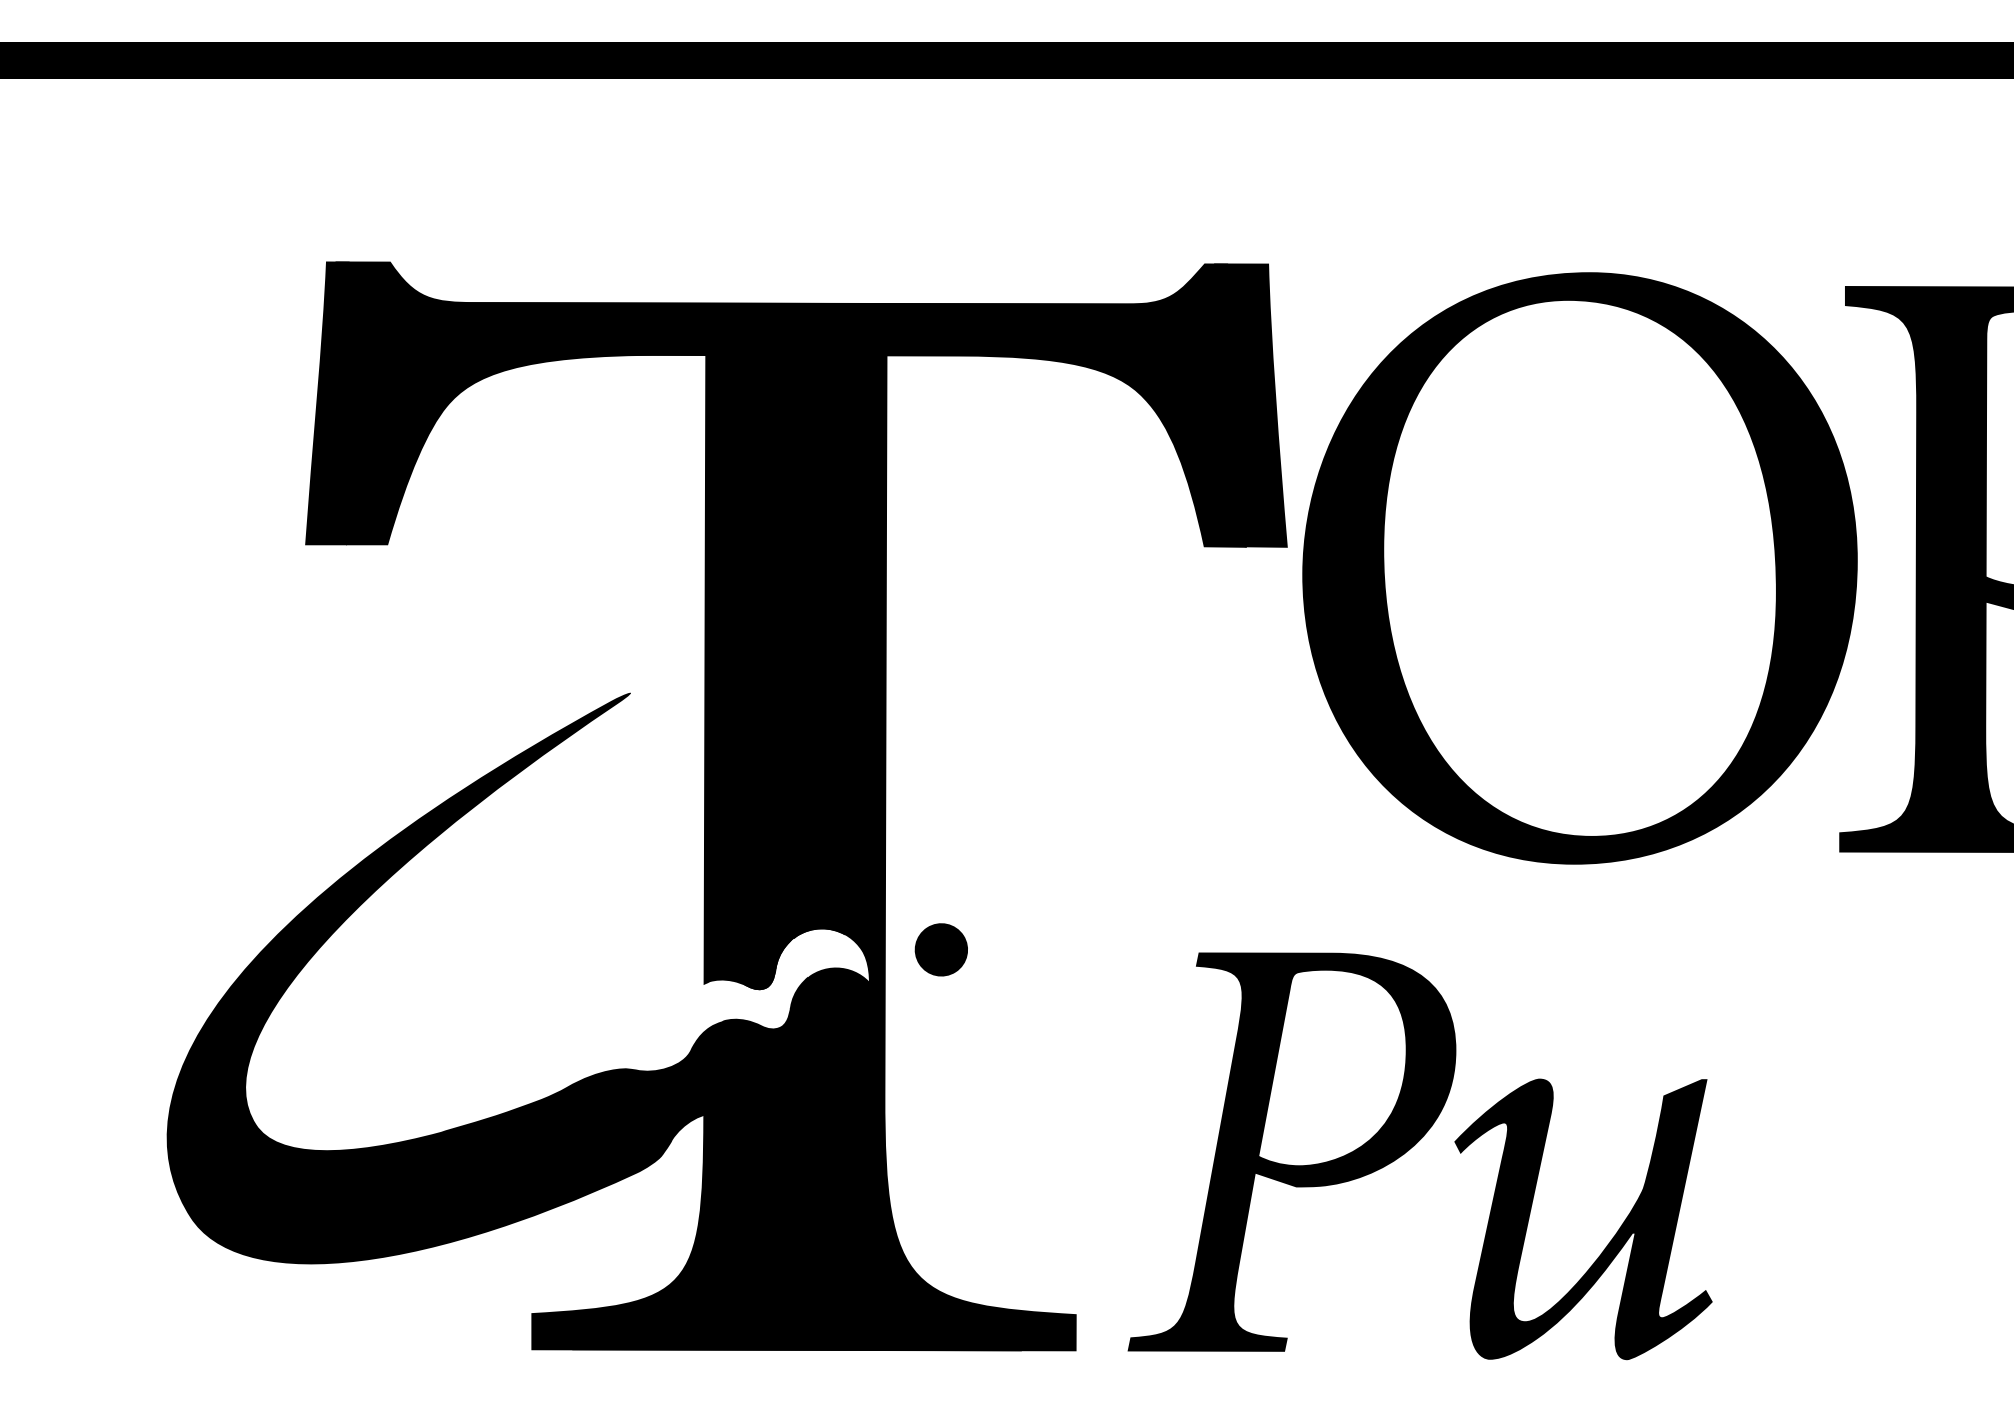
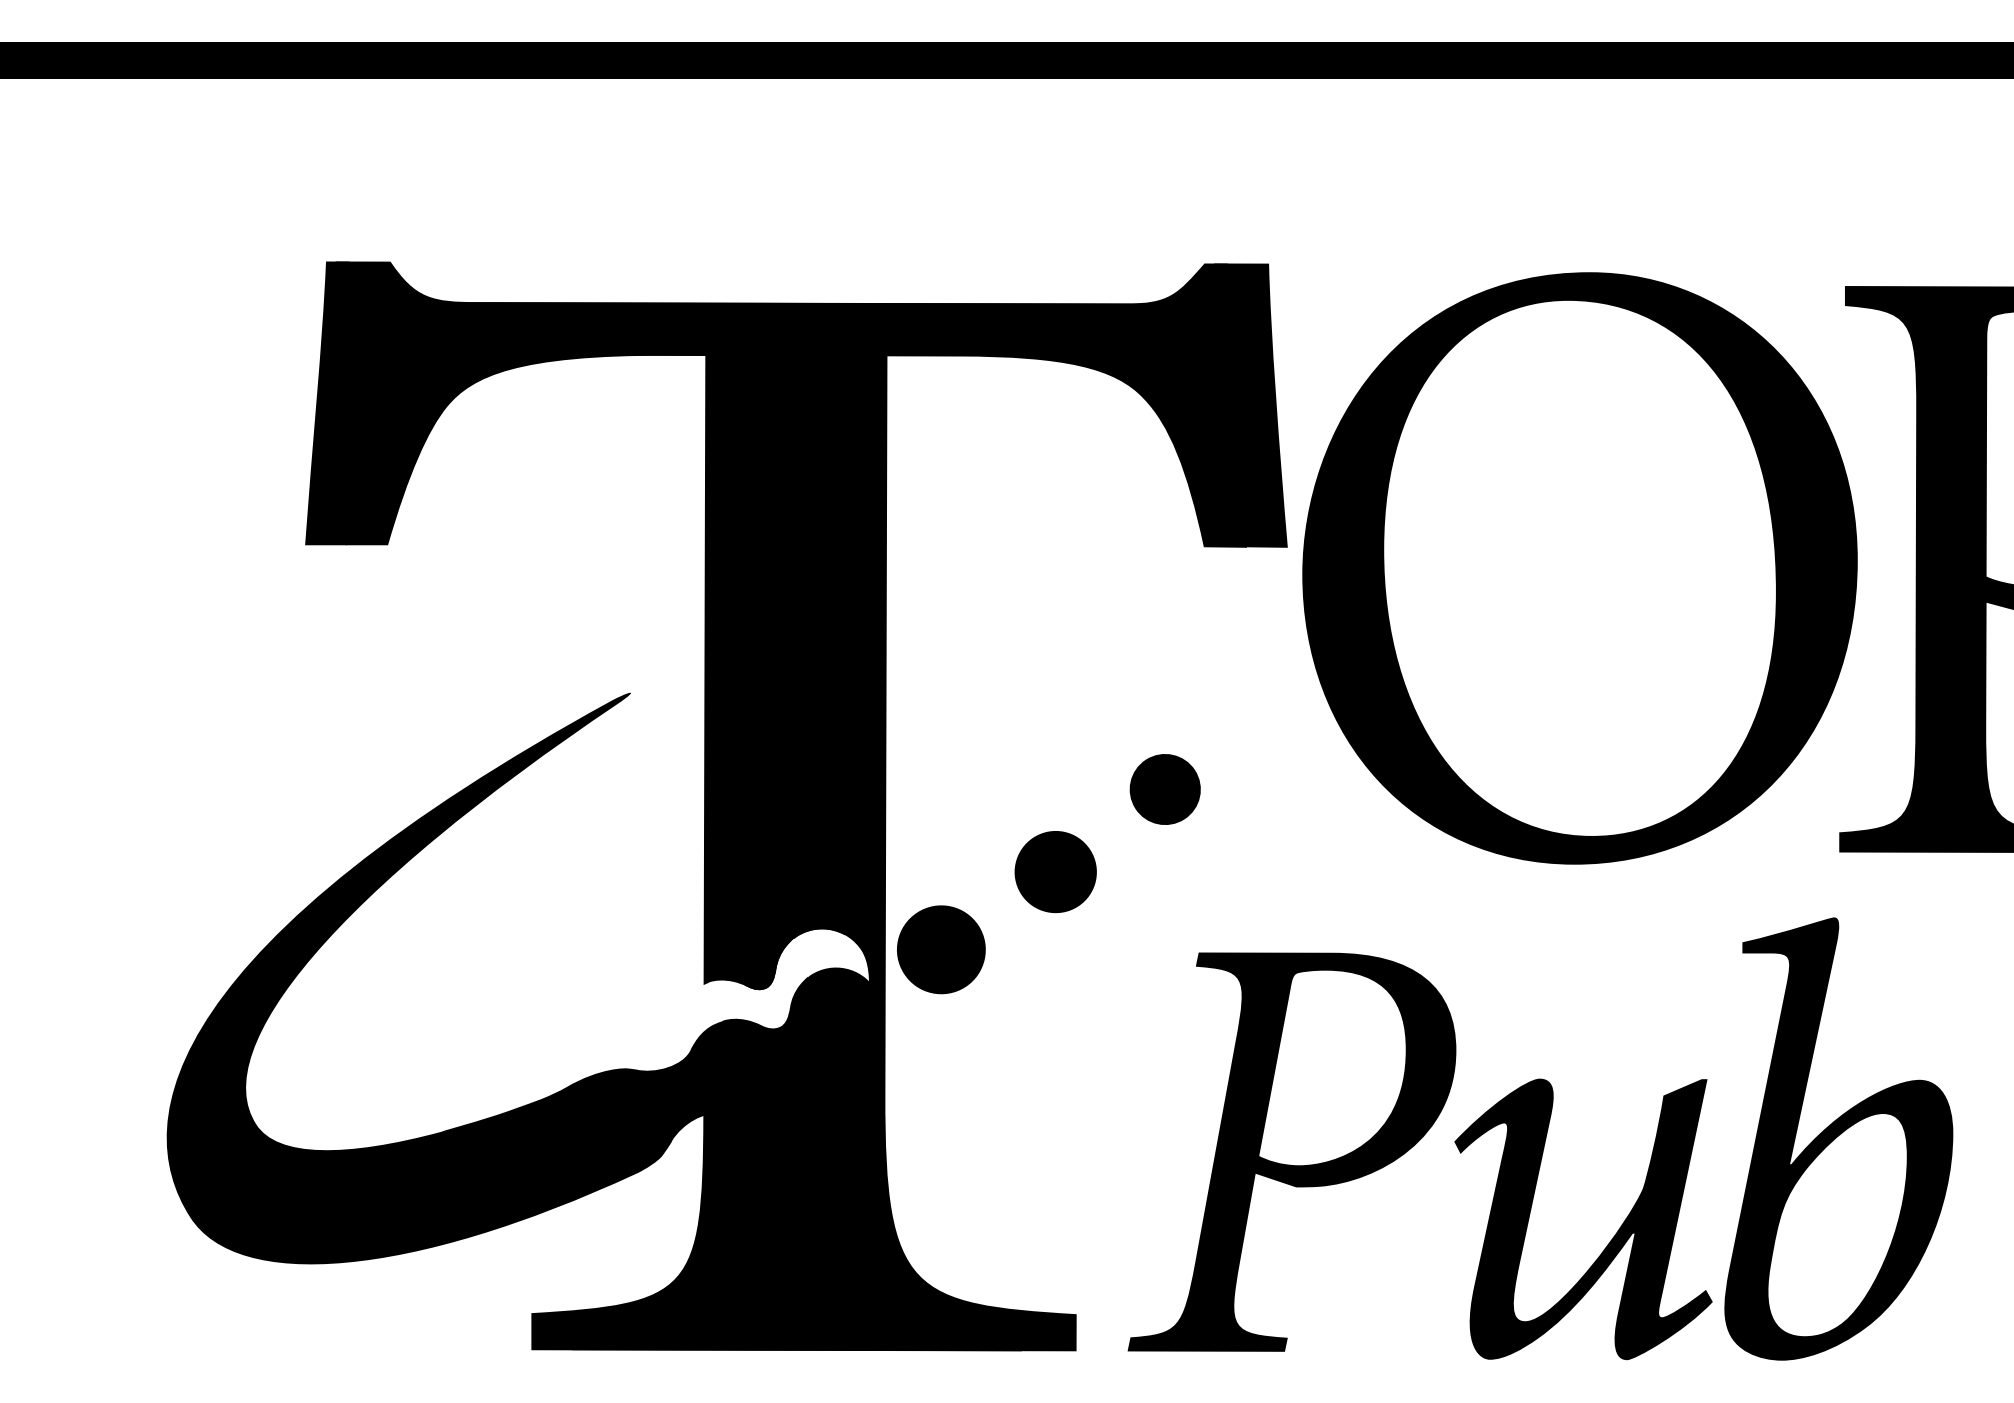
fill: none -> present (1164, 789)
fill: none -> present (1055, 871)
part size: 54x54 px -> 89x90 px (941, 949)
part: none -> present (1838, 1138)
